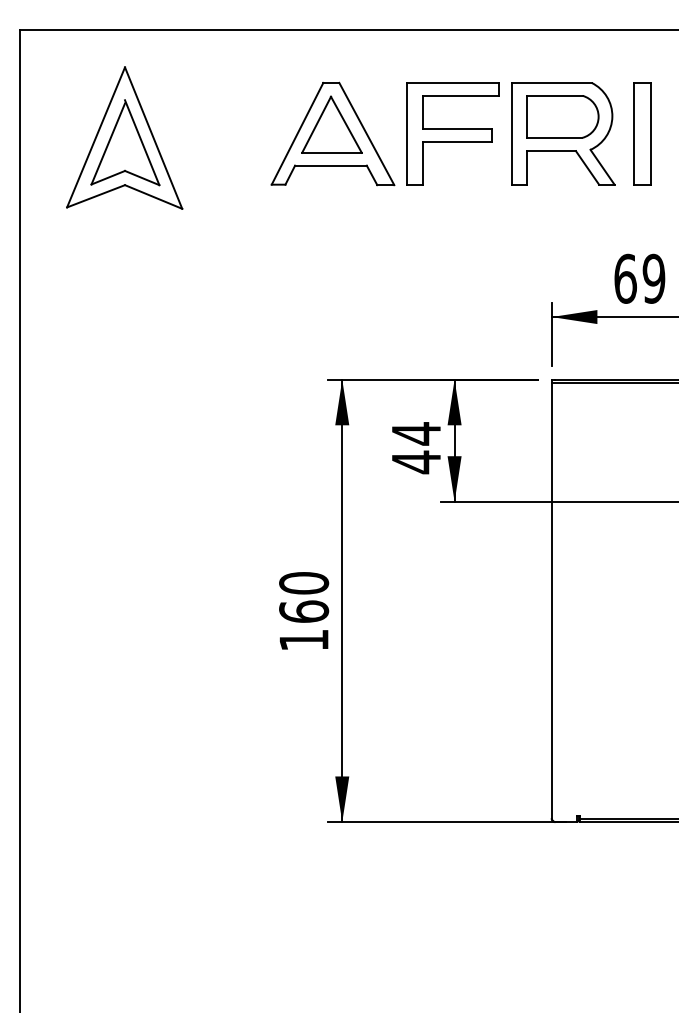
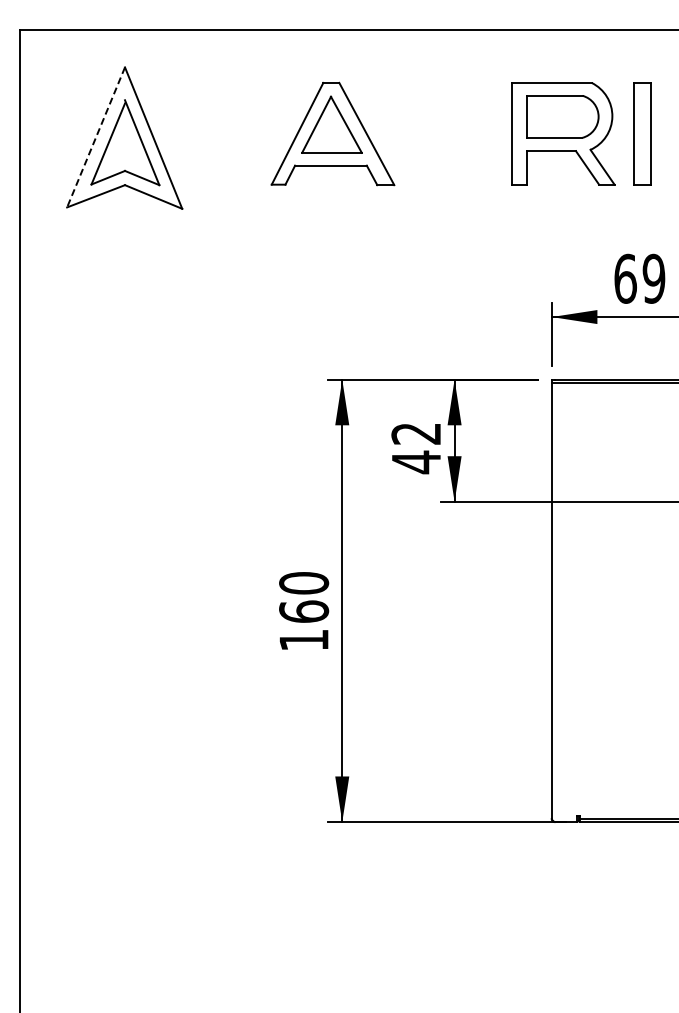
part: present -> none (452, 133)
line: solid -> dashed (96, 137)
text: 44 -> 42 (415, 433)
